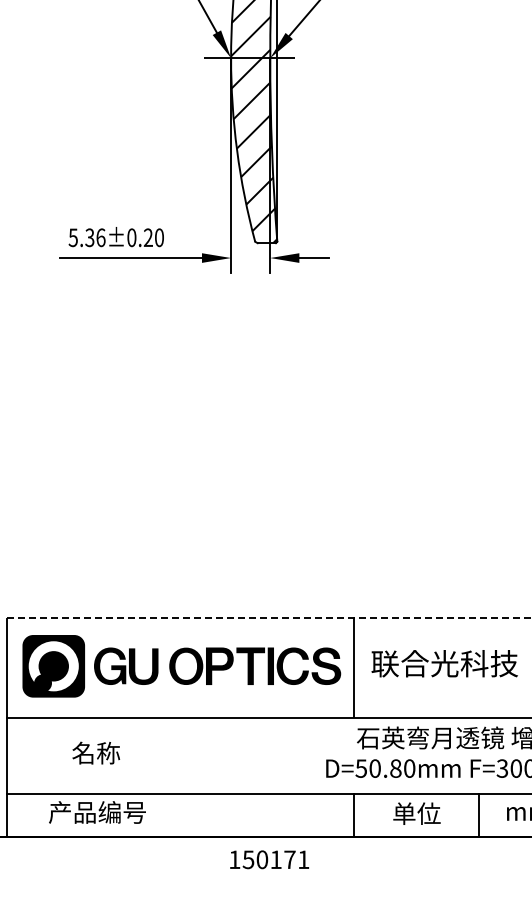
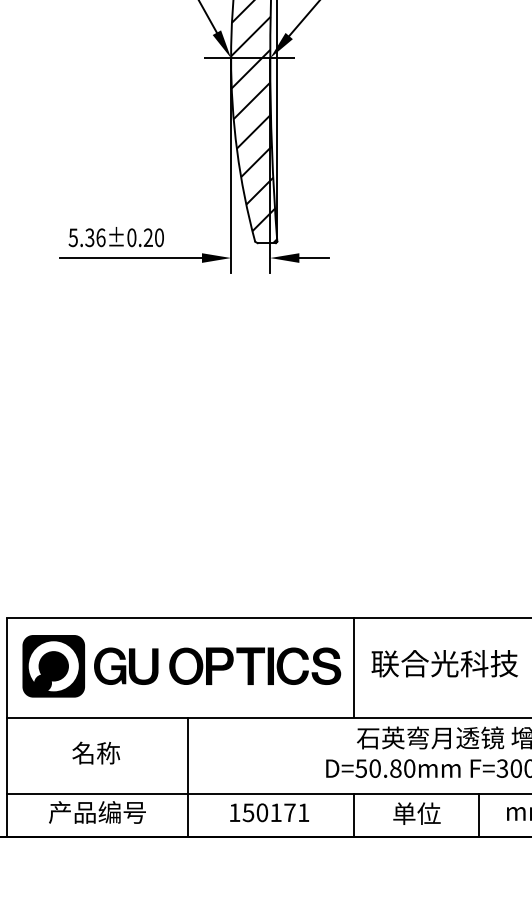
line: dashed -> solid (269, 618)
line: none -> present (187, 776)
text position: (269, 859) -> (269, 812) (269, 812)
